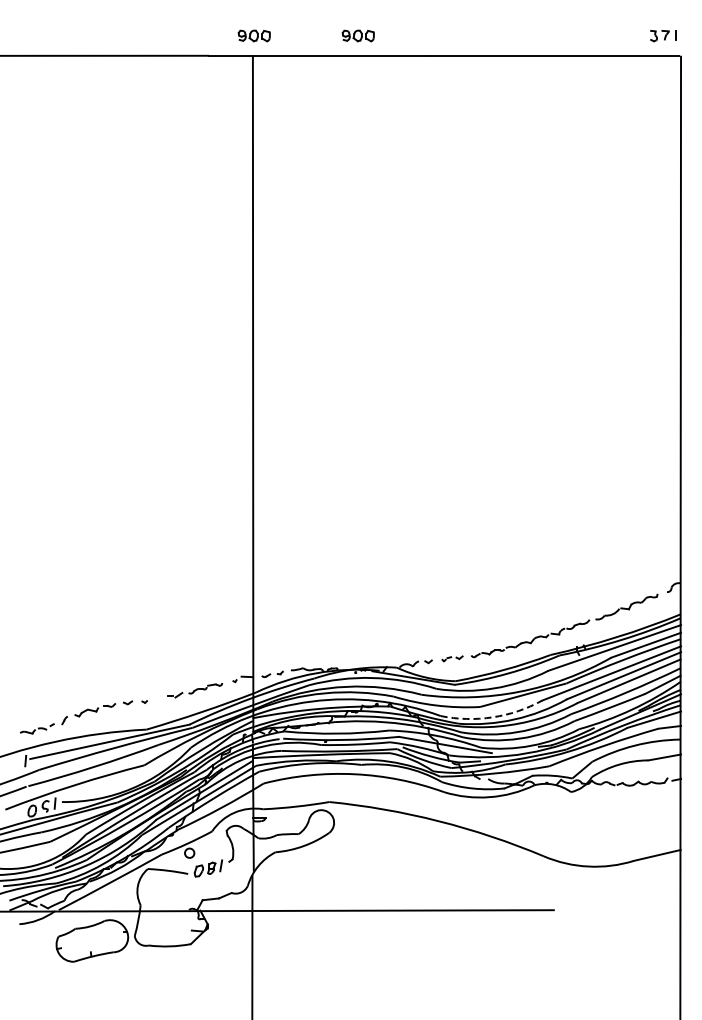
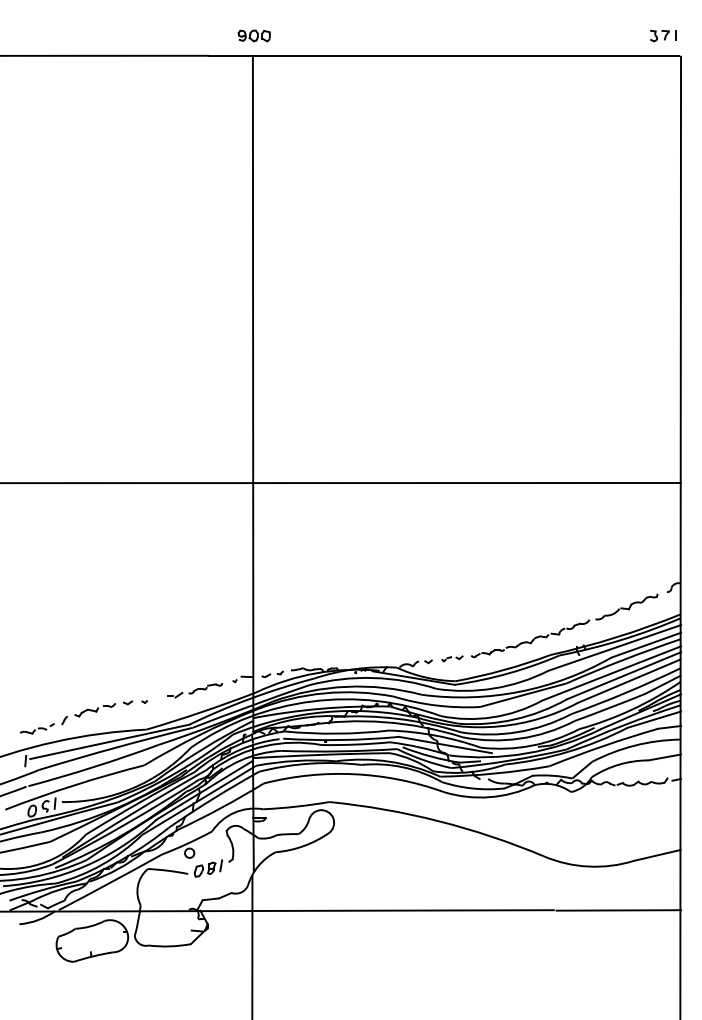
part: present -> none (357, 35)
line: none -> present (341, 483)
arc: dashed -> solid (492, 717)
line: none -> present (618, 910)
